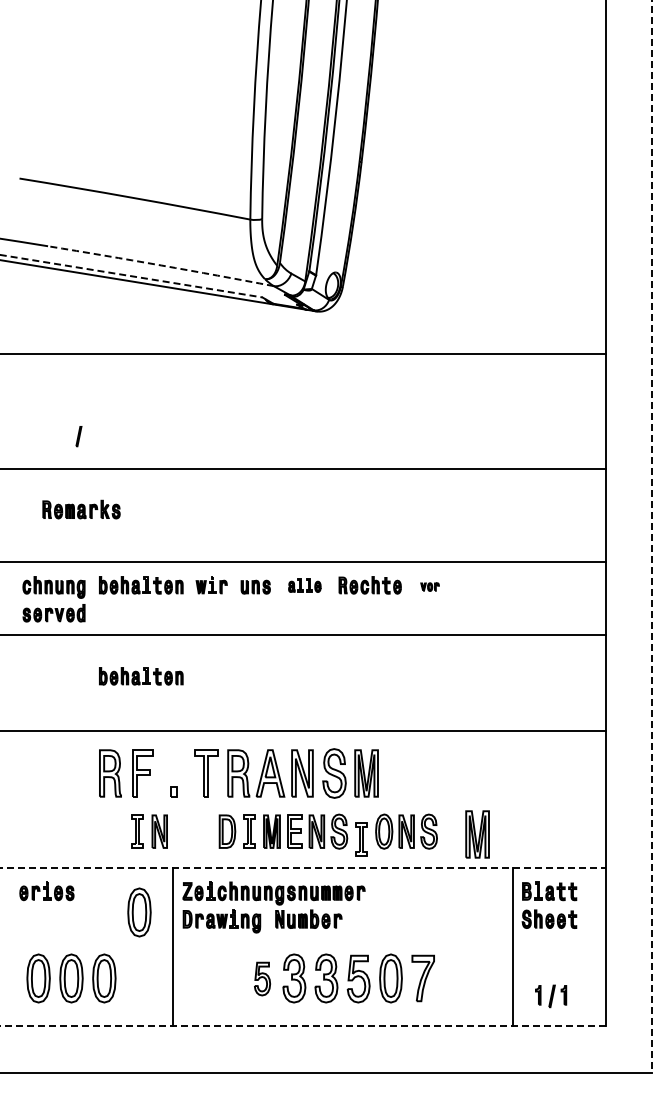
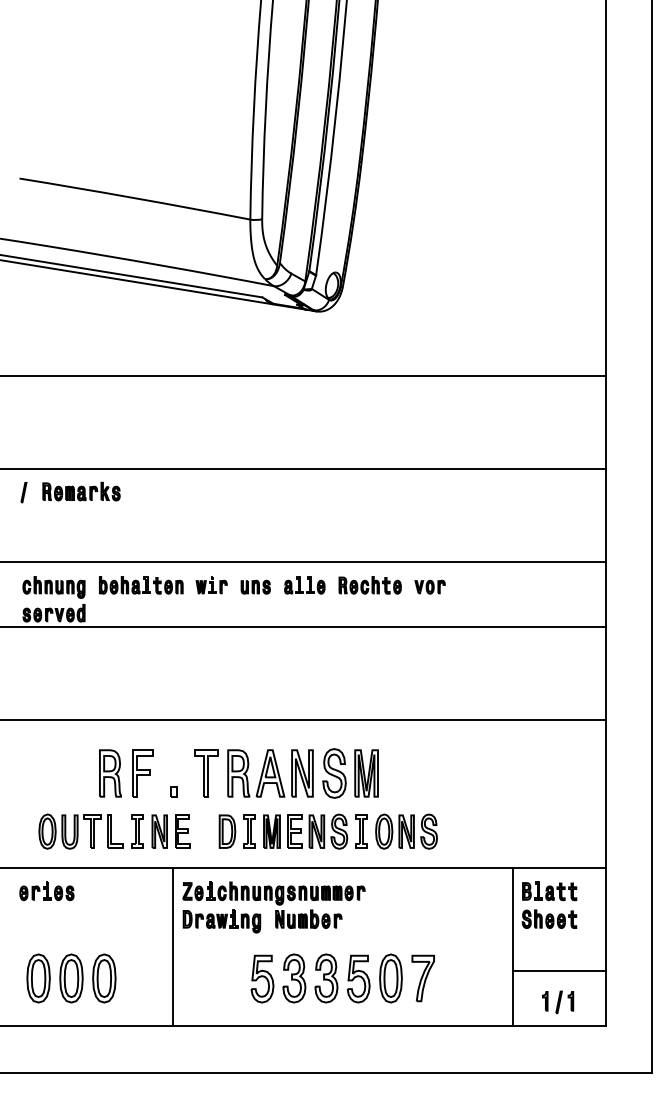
arc: dashed -> solid (161, 265)
line: dashed -> solid (131, 276)
line position: (303, 353) -> (303, 375) (303, 375)
line position: (78, 436) -> (23, 492) (23, 492)
part position: (81, 509) -> (81, 491) (81, 491)
line: dashed -> solid (652, 536)
part size: 34x15 px -> 42x19 px (304, 585)
part size: 20x10 px -> 32x16 px (429, 586)
line position: (303, 634) -> (303, 626) (303, 626)
part: present -> none (141, 676)
line position: (303, 730) -> (303, 719) (303, 719)
part: none -> present (80, 831)
part: none -> present (182, 831)
part: present -> none (477, 834)
part position: (361, 839) -> (361, 831) (361, 831)
line: dashed -> solid (303, 868)
part: present -> none (139, 912)
line: none -> present (558, 970)
part size: 17x36 px -> 25x50 px (262, 978)
part position: (551, 996) -> (558, 1002) (558, 1002)
line: dashed -> solid (302, 1026)
